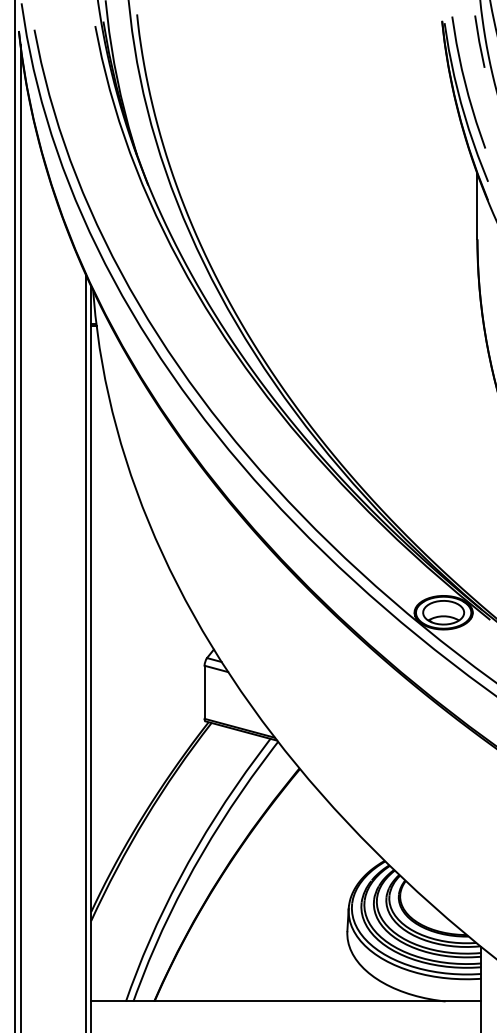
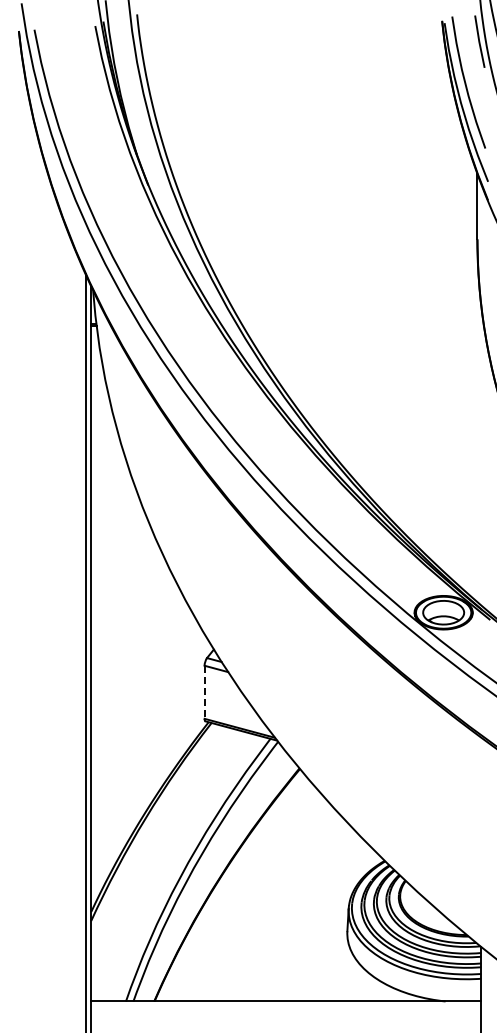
line: present -> none (14, 515)
line: present -> none (20, 537)
line: solid -> dashed (204, 692)
